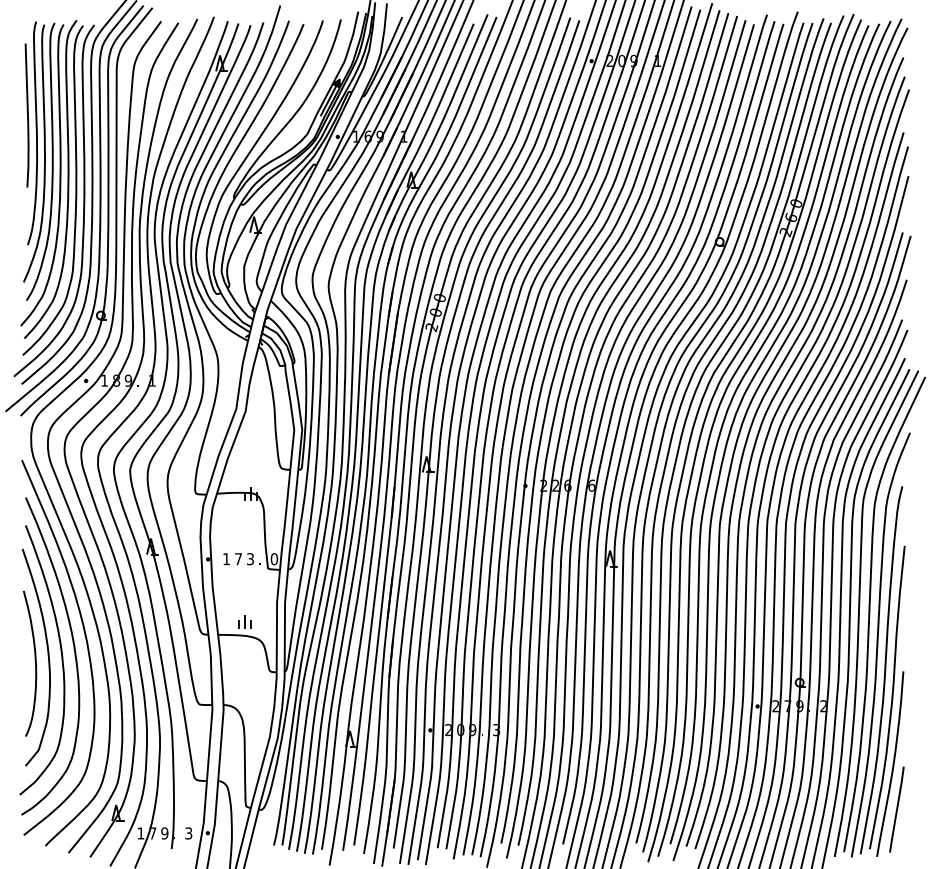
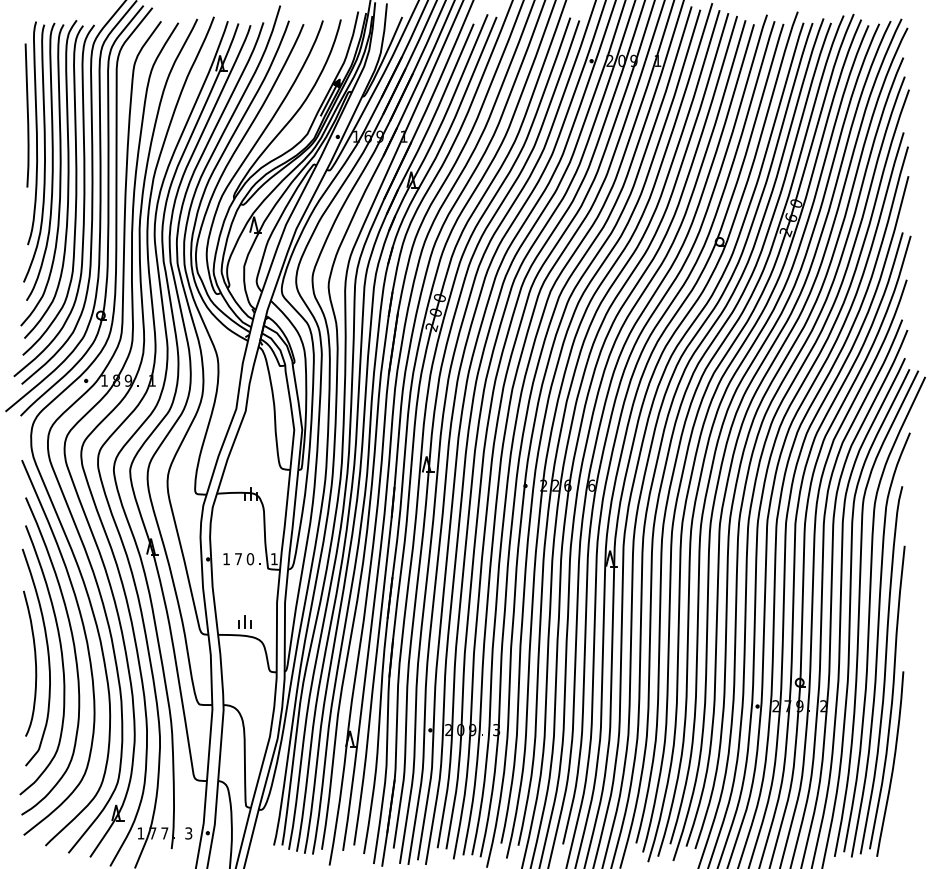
text: 3 -> 0 (250, 559)
text: 0 -> 1 (274, 559)
line: present -> none (896, 809)
text: 9 -> 7 (164, 833)
